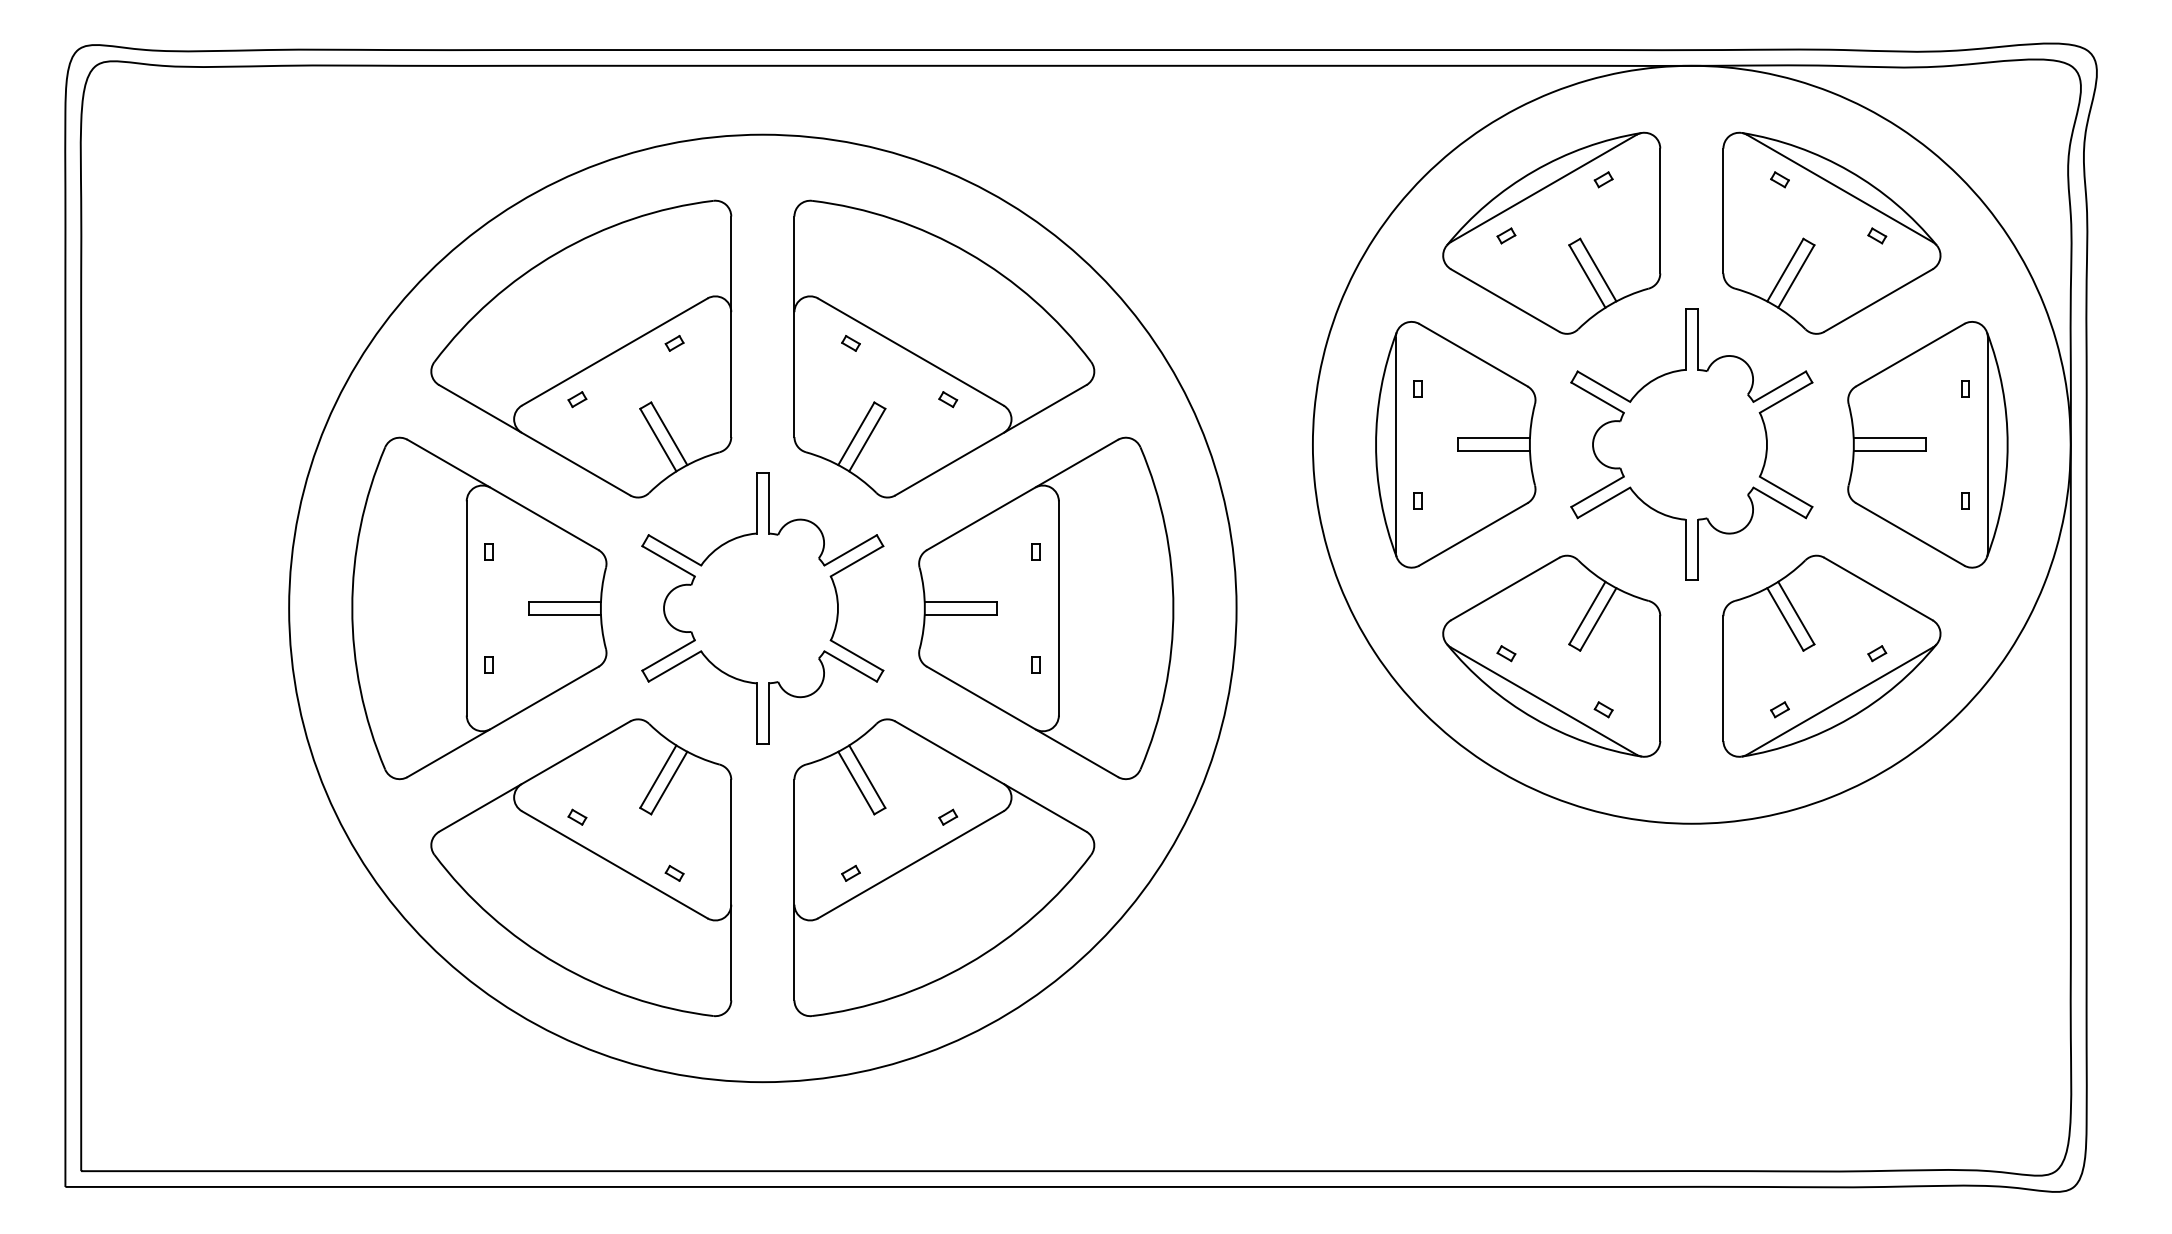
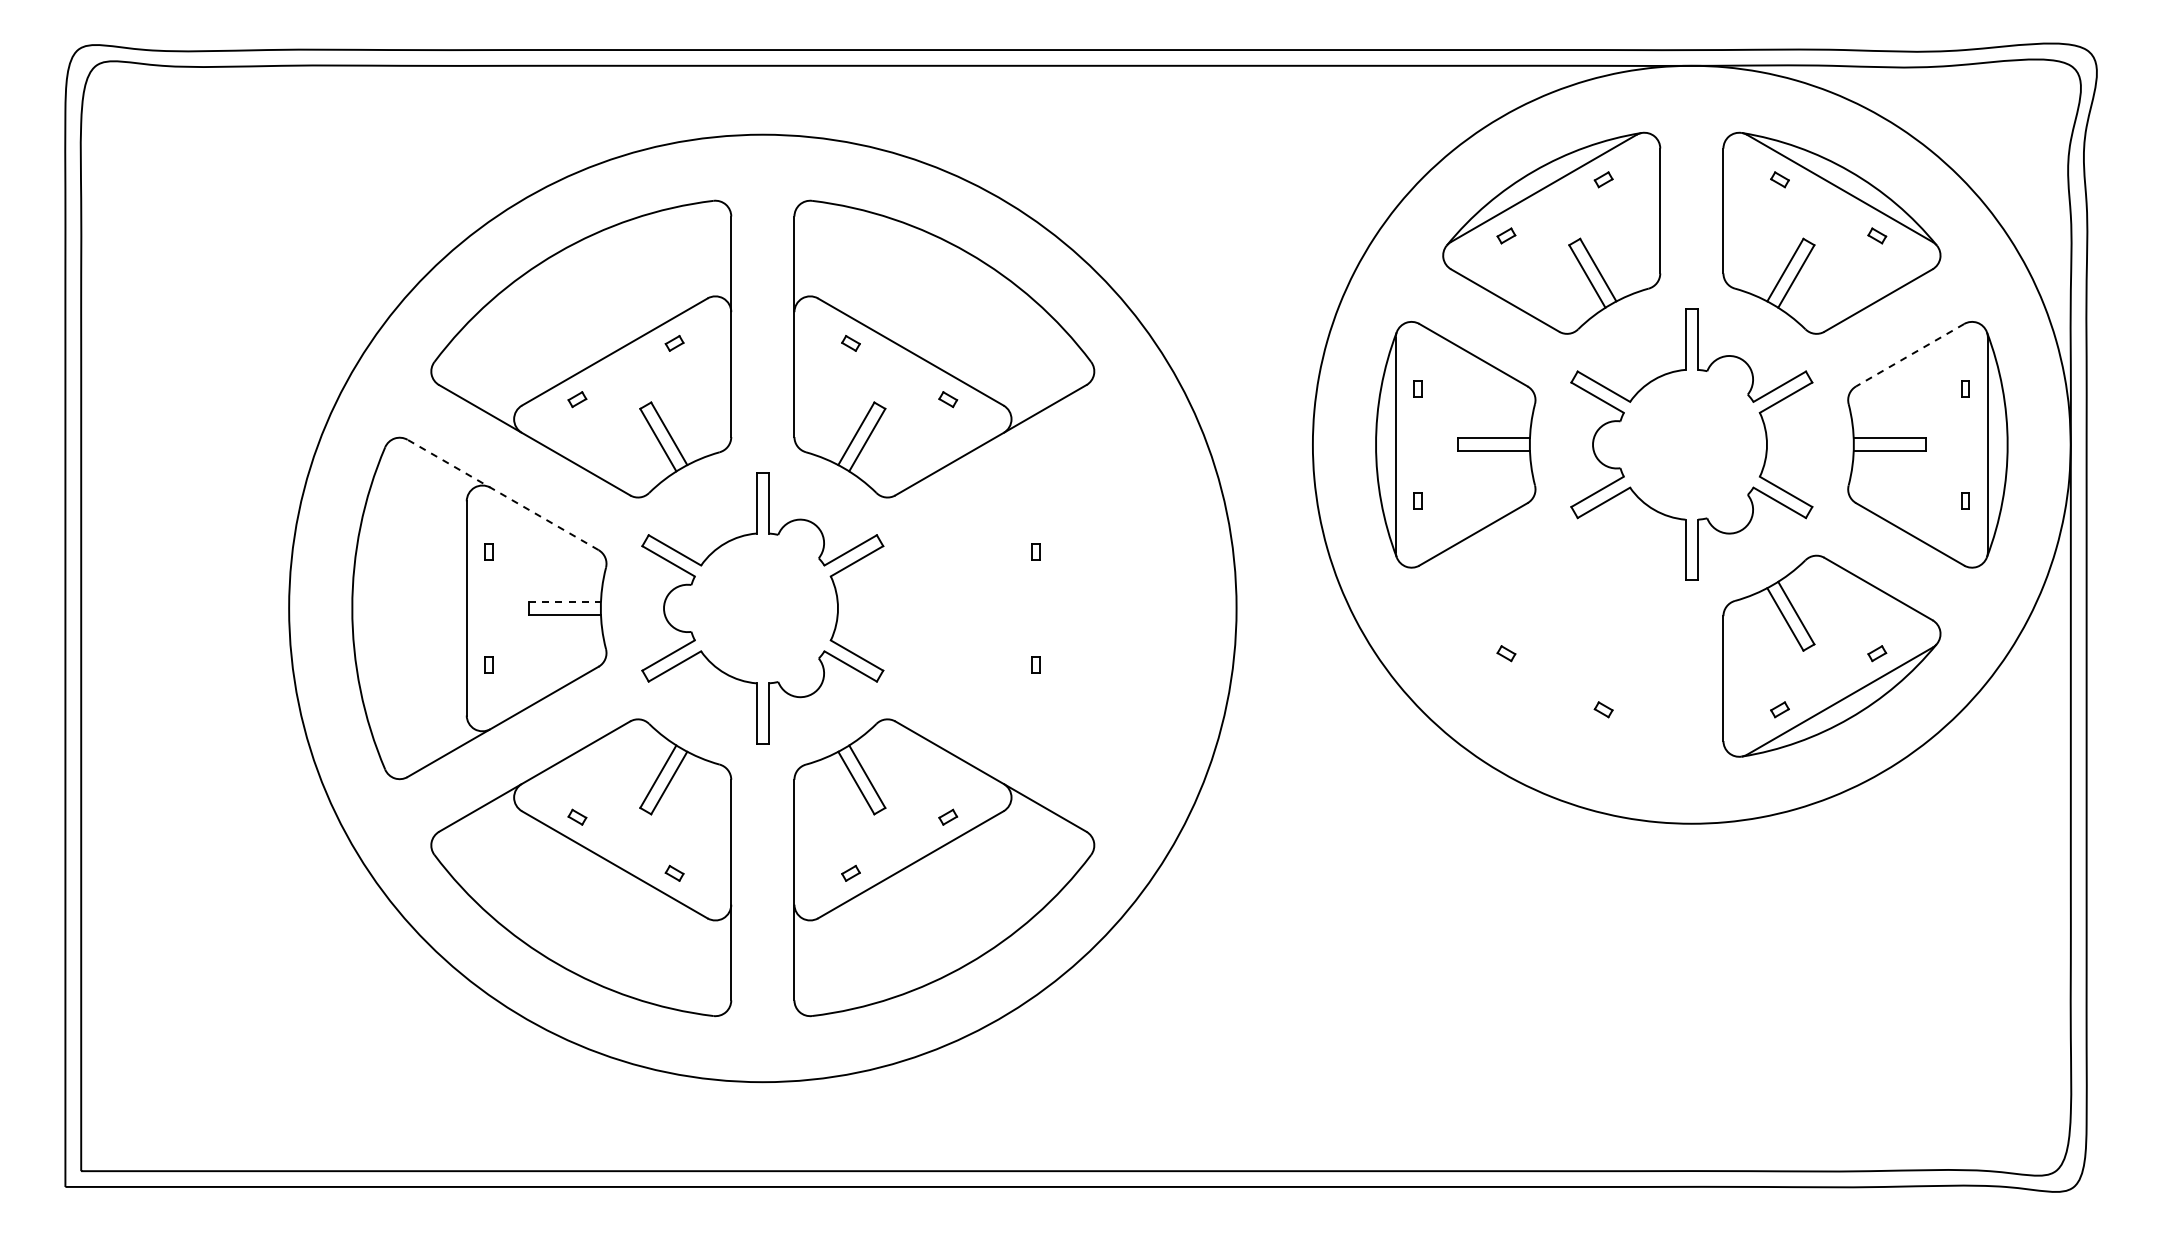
line: solid -> dashed (1909, 355)
line: solid -> dashed (502, 494)
line: solid -> dashed (565, 602)
part: present -> none (1046, 608)
part: present -> none (1551, 655)
